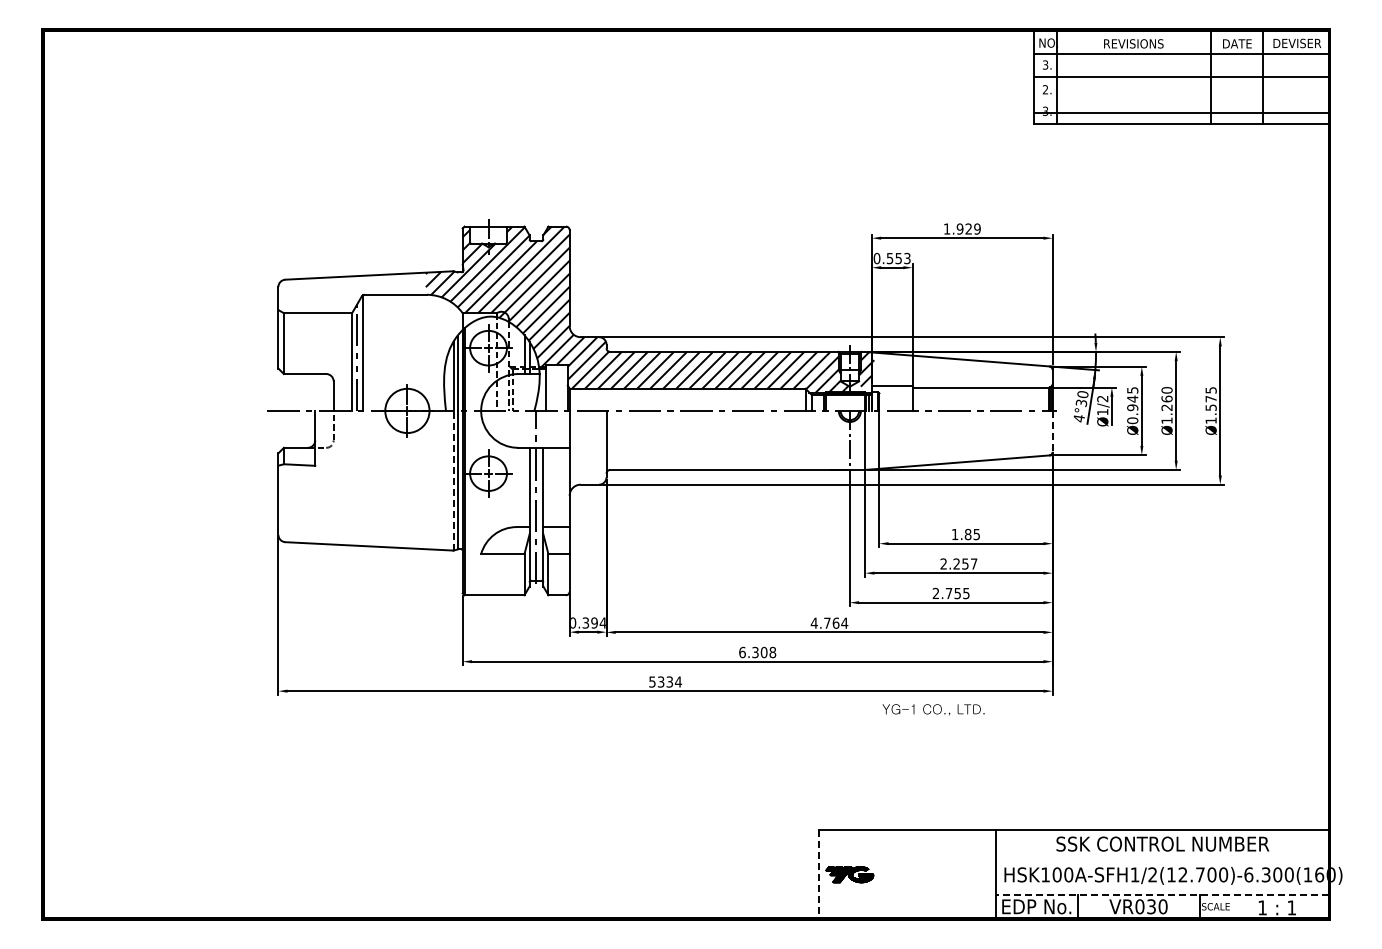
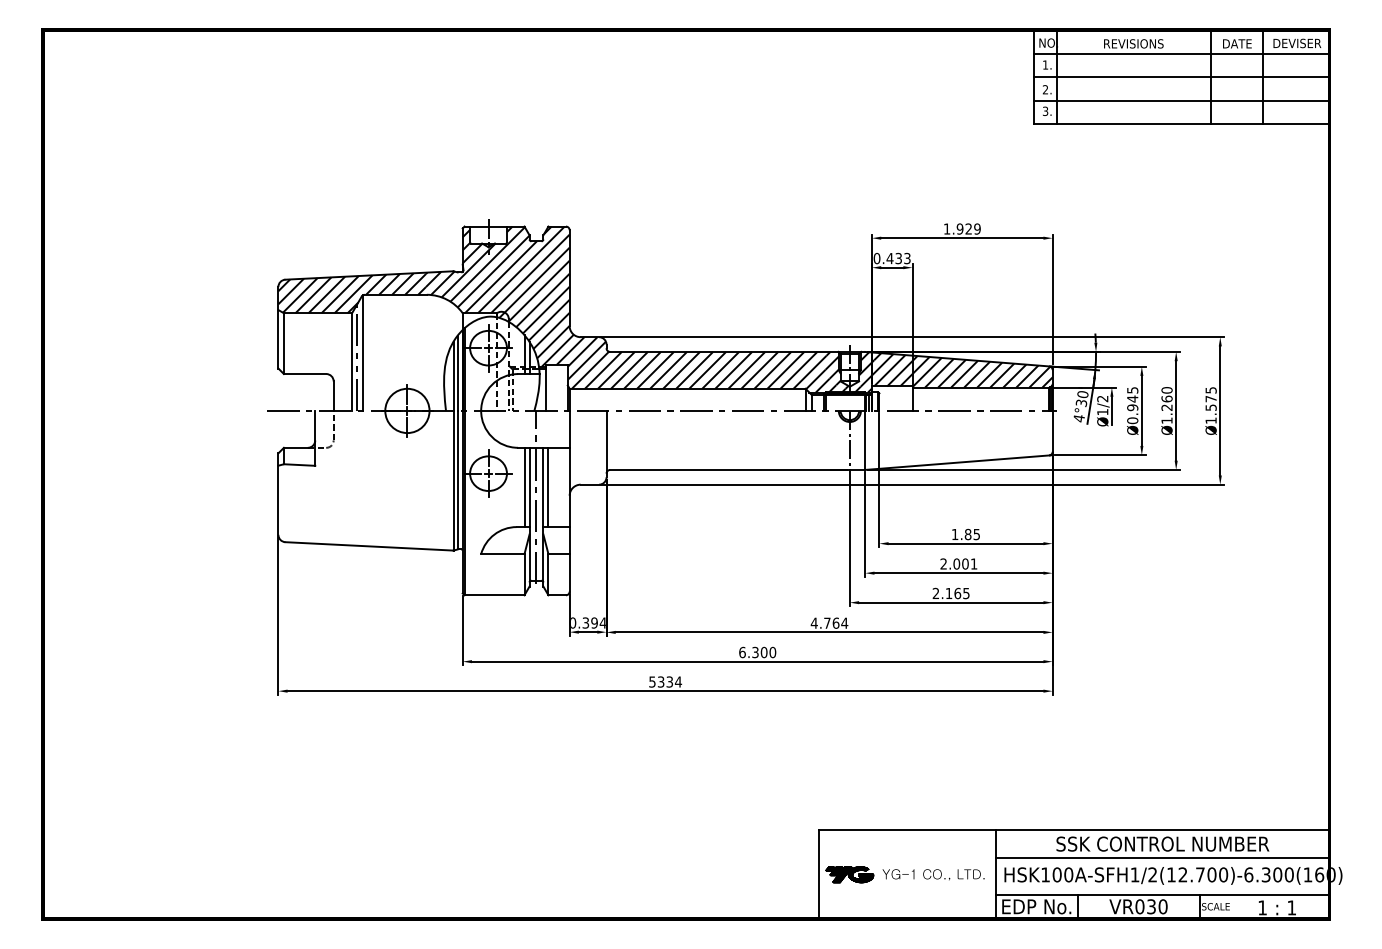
text: 3. -> 1. (1045, 64)
line position: (1181, 112) -> (1181, 100) (1181, 100)
text: 0.553 -> 0.433 (893, 258)
hatch: none -> present (351, 293)
hatch: none -> present (953, 372)
line: dashed -> solid (1052, 431)
line: dashed -> solid (453, 480)
line: none -> present (524, 487)
line: none -> present (548, 487)
text: 2.257 -> 2.001 (965, 563)
text: 2.755 -> 2.165 (953, 593)
text: 6.308 -> 6.300 (772, 652)
text position: (933, 709) -> (933, 874) (933, 874)
line: none -> present (1162, 857)
line: dashed -> solid (819, 875)
line: dashed -> solid (1162, 894)
